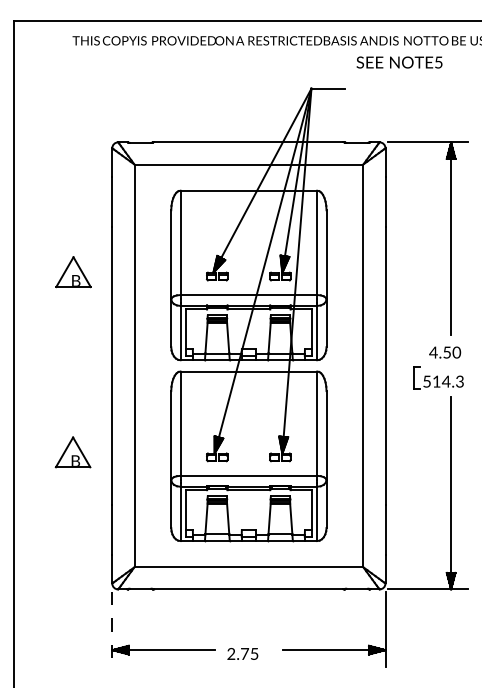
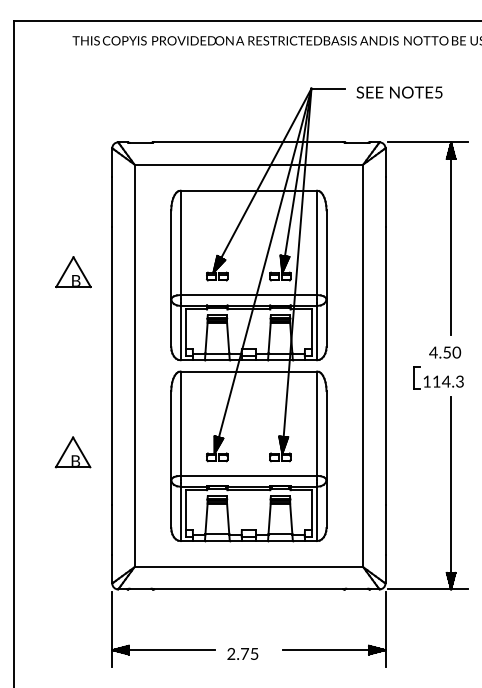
text position: (399, 62) -> (399, 92) (399, 92)
text: 514.3 -> 114.3 (426, 381)
line: dashed -> solid (112, 629)
